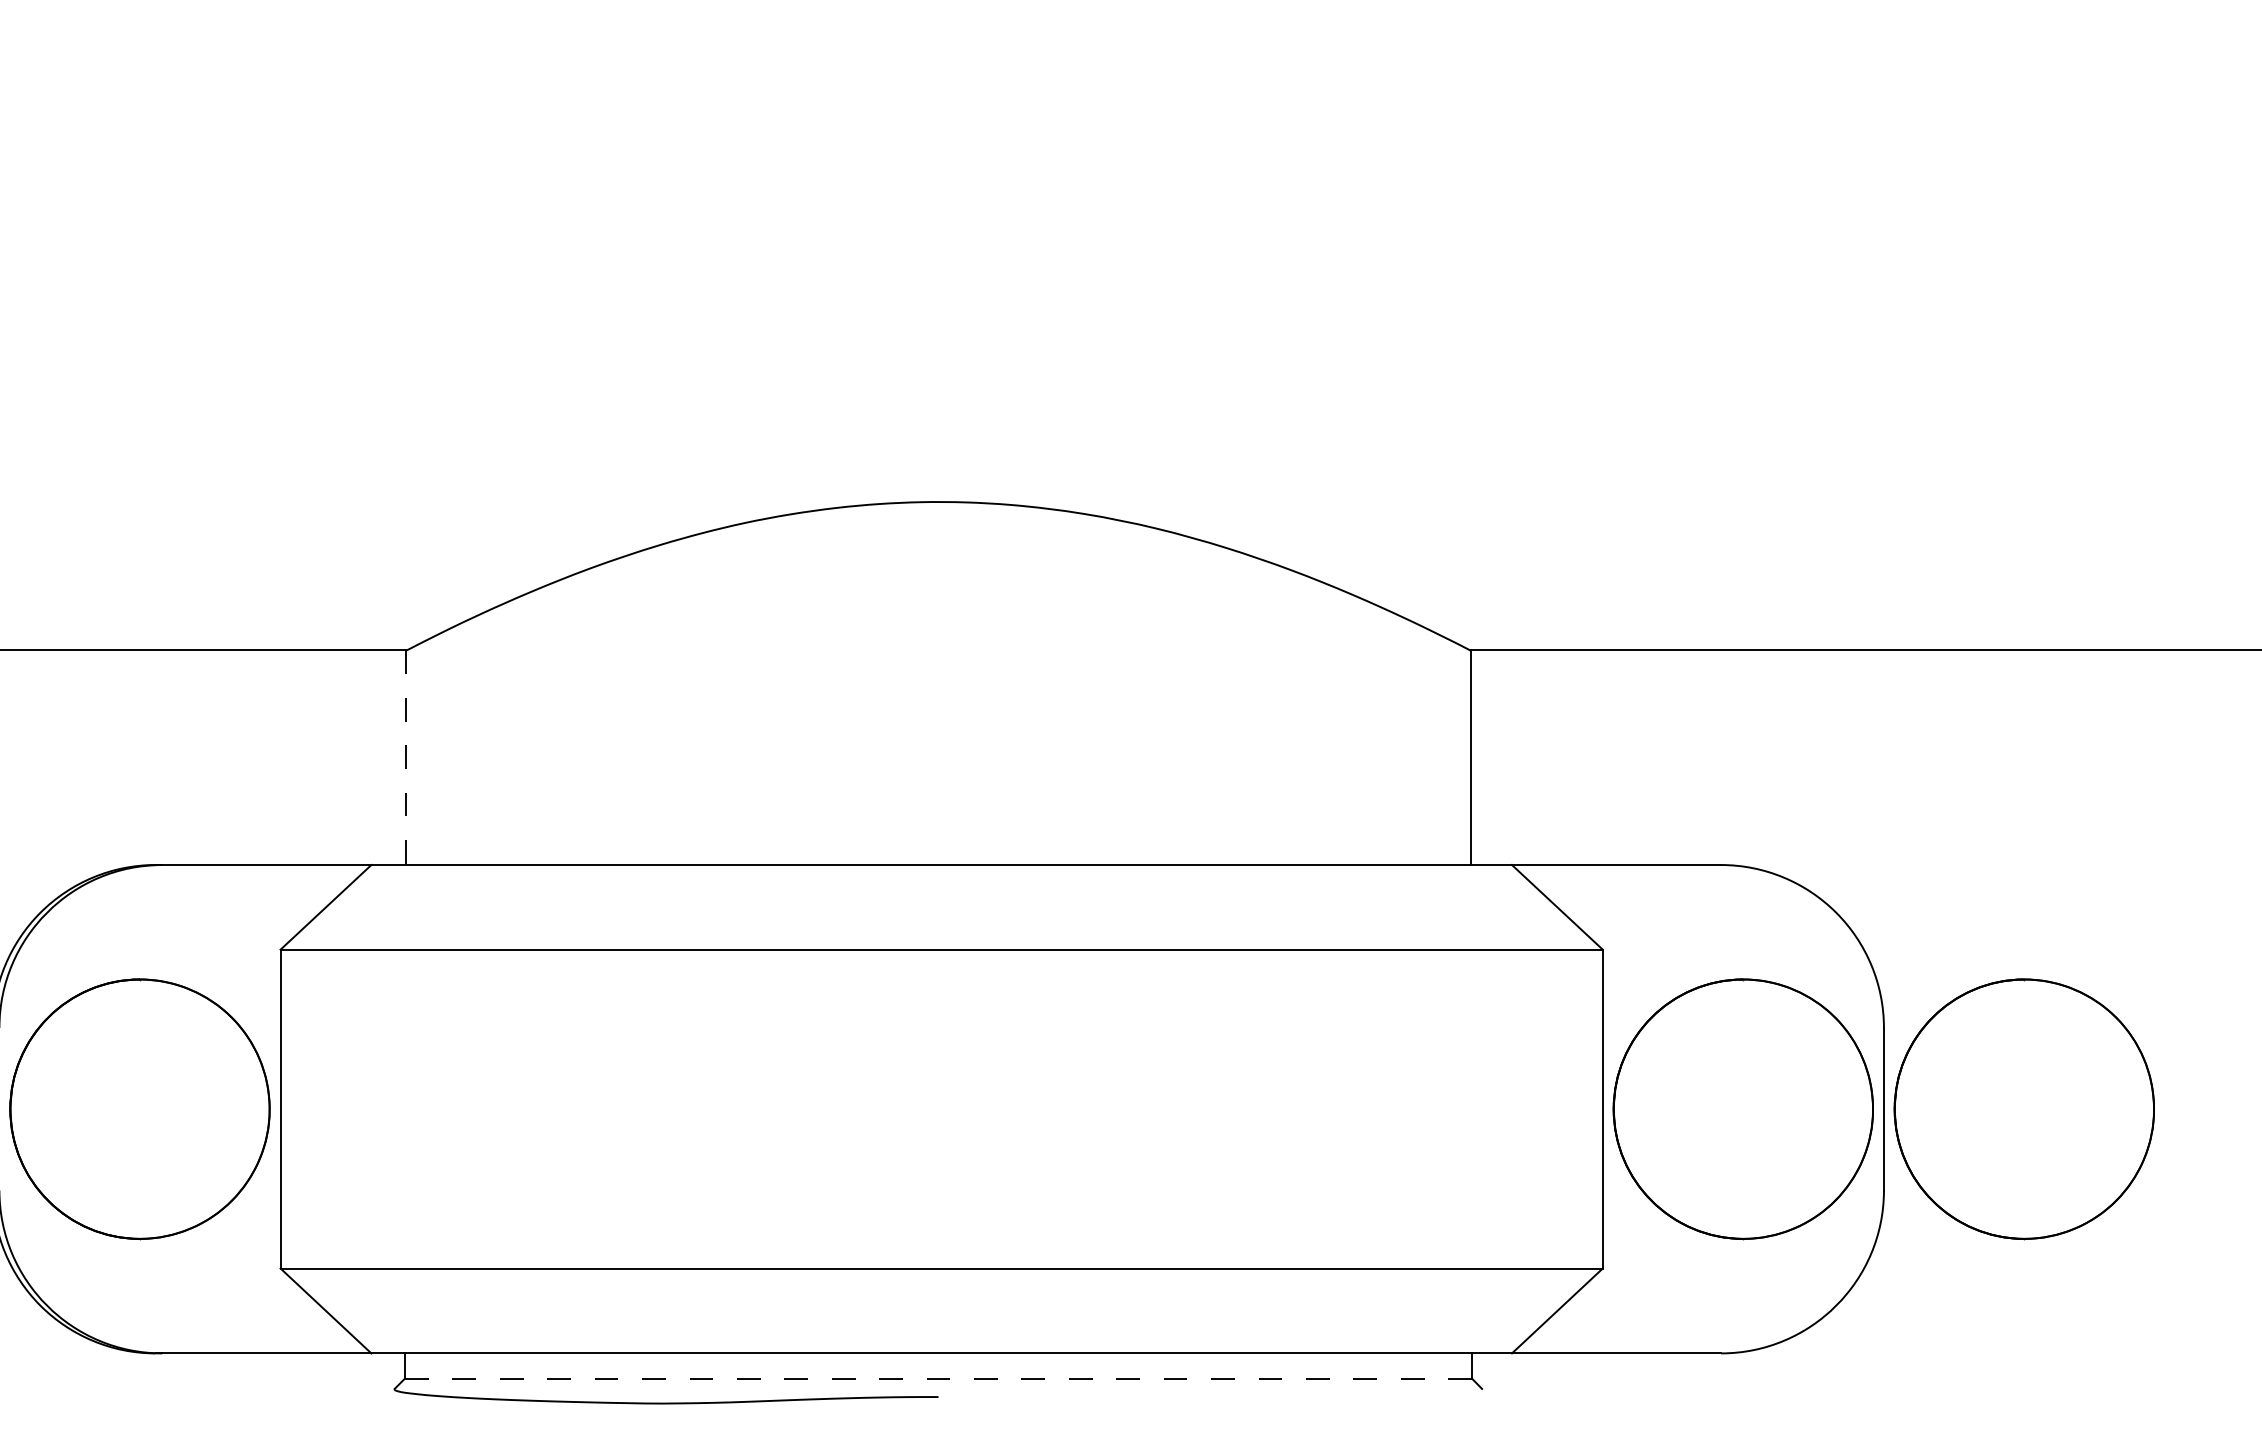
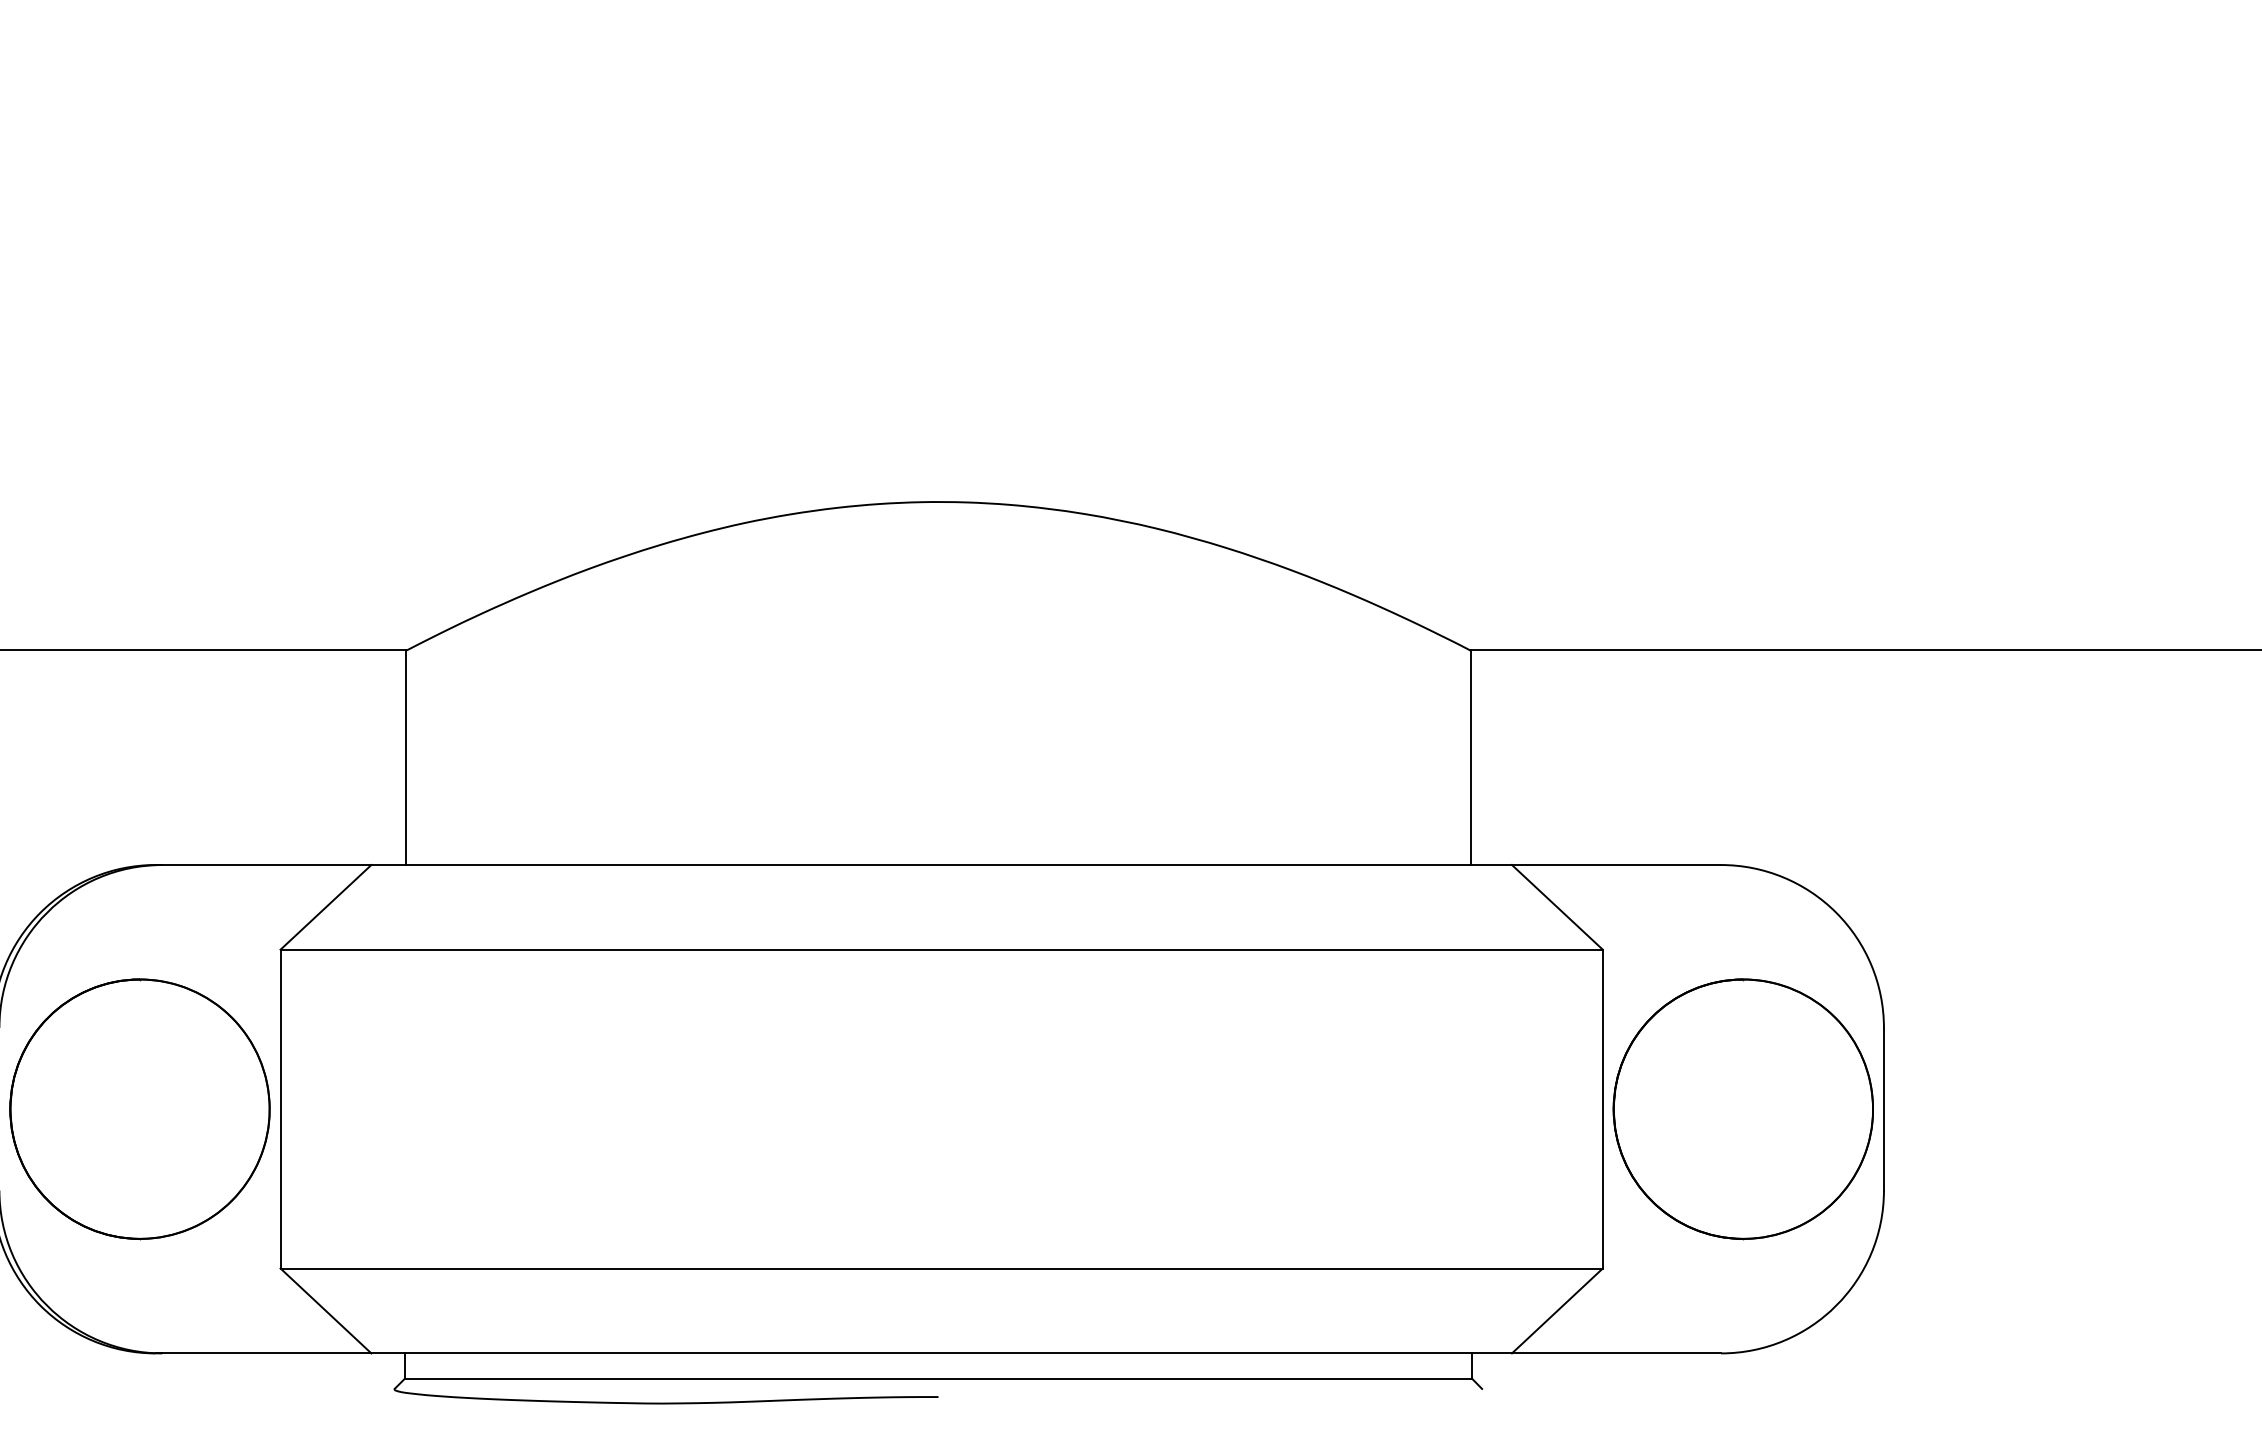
line: dashed -> solid (406, 758)
part: present -> none (2023, 1109)
line: dashed -> solid (938, 1378)
